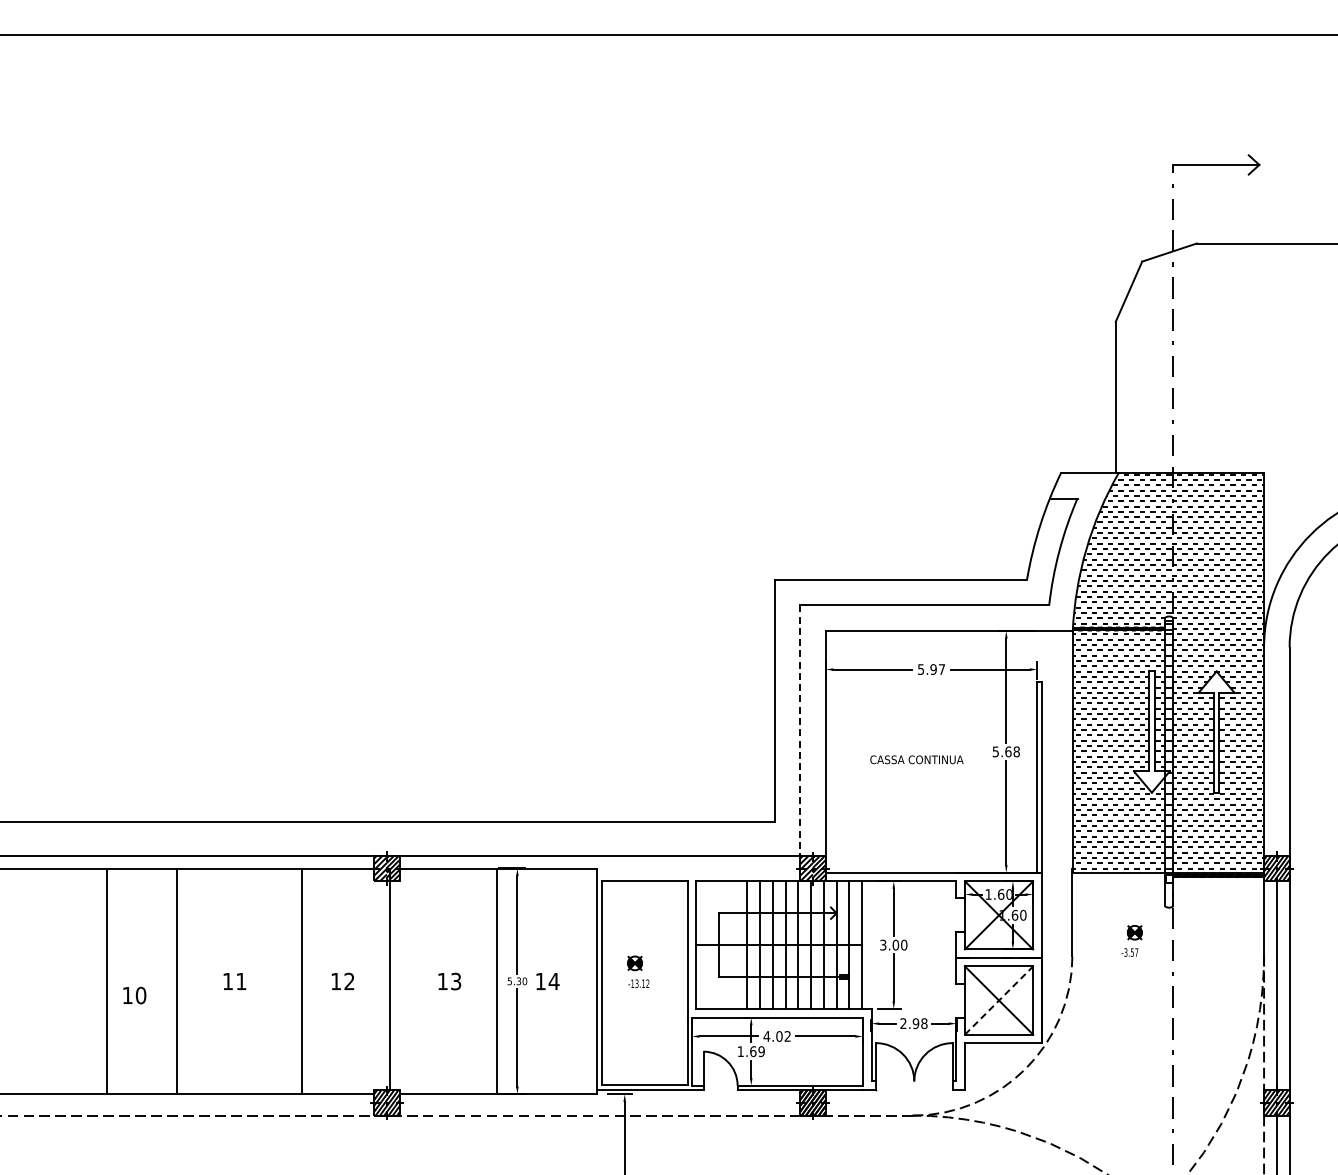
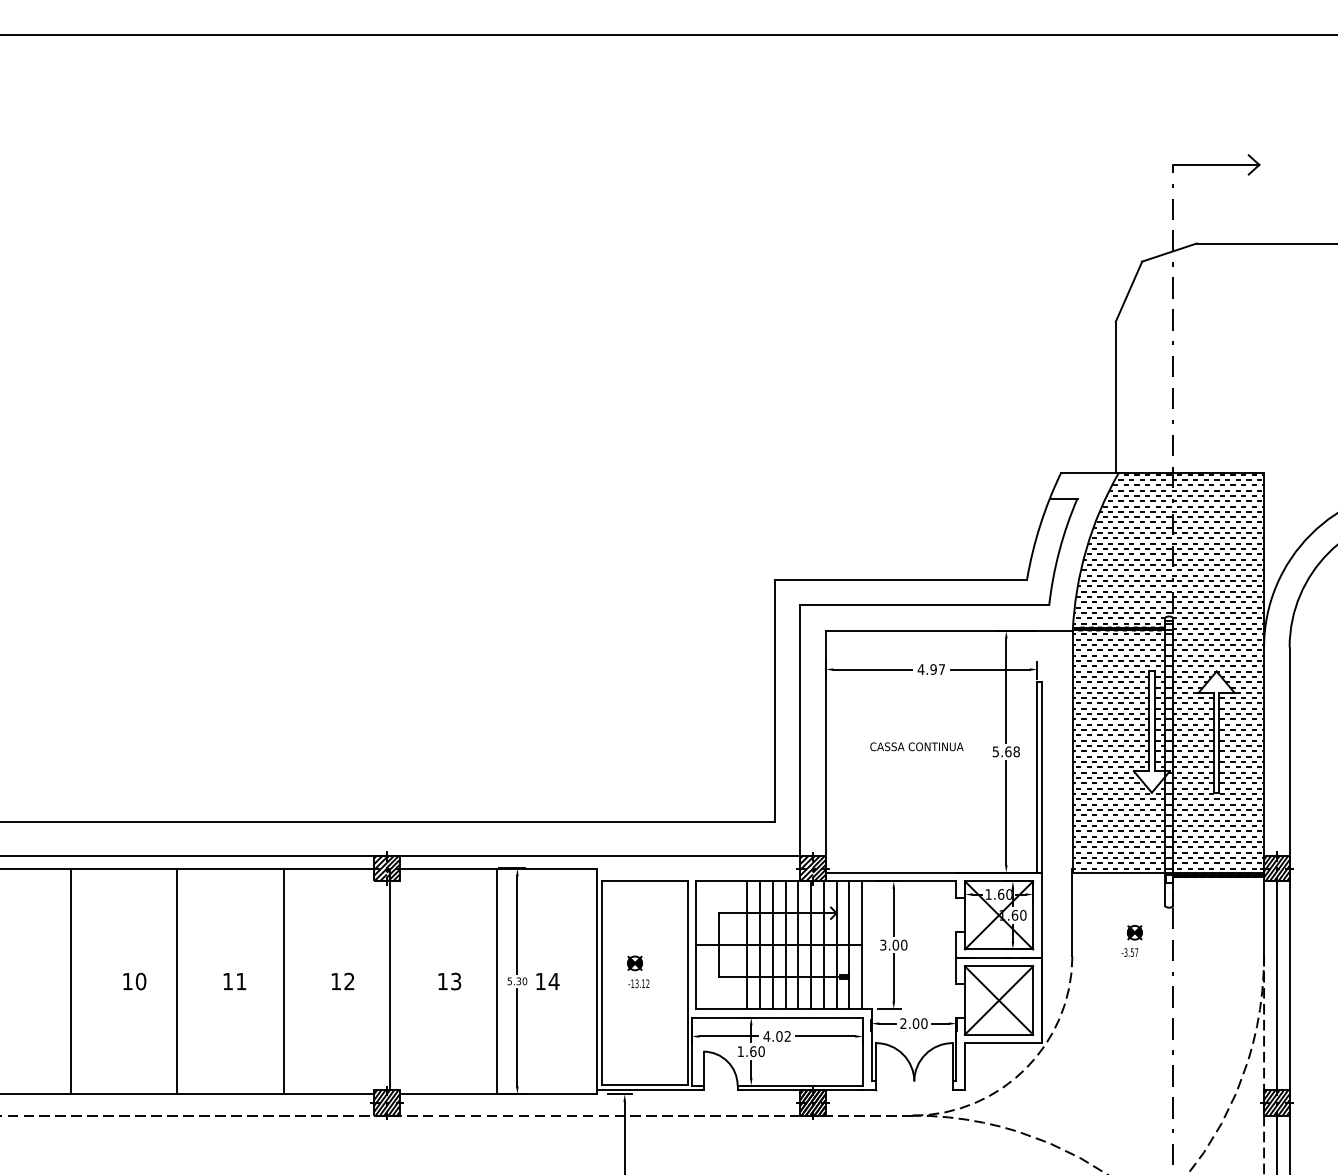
text: 5.97 -> 4.97 (920, 669)
line: dashed -> solid (800, 731)
text position: (916, 759) -> (916, 746) (916, 746)
line position: (106, 981) -> (70, 981) (70, 981)
line position: (301, 981) -> (283, 981) (283, 981)
text position: (134, 995) -> (134, 981) (134, 981)
line: dashed -> solid (999, 1000)
text: 2.98 -> 2.00 (919, 1023)
text: 1.69 -> 1.60 (761, 1051)
